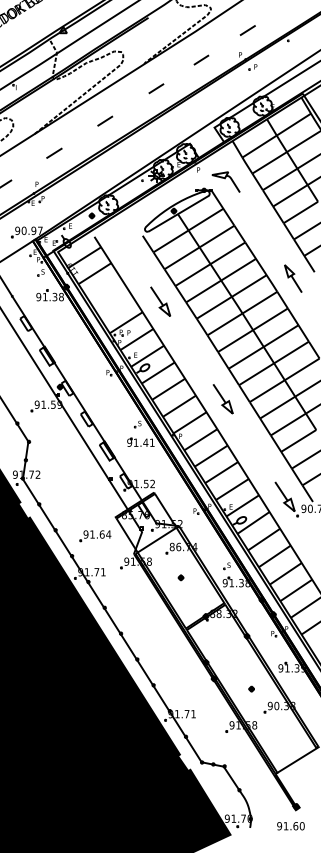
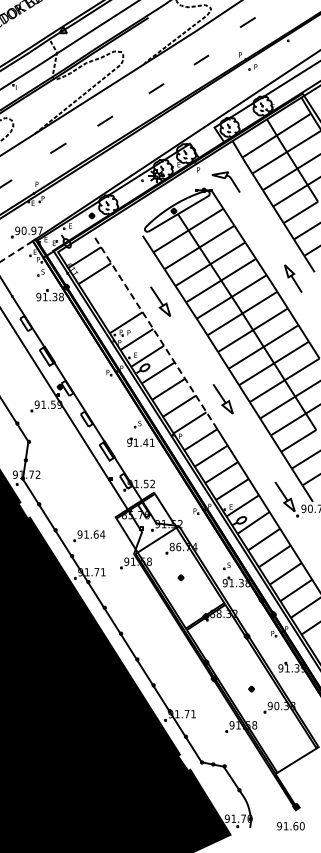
line position: (247, 30) -> (247, 22) (247, 22)
line position: (54, 152) -> (58, 147) (58, 147)
line: solid -> dashed (16, 251)
line: solid -> dashed (155, 332)
part position: (95, 536) -> (89, 536) (89, 536)
